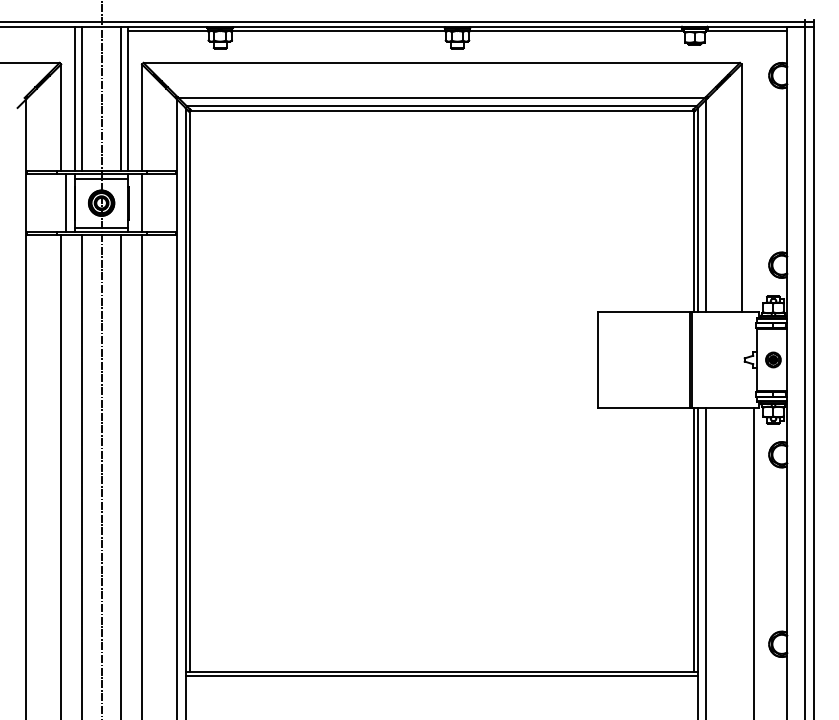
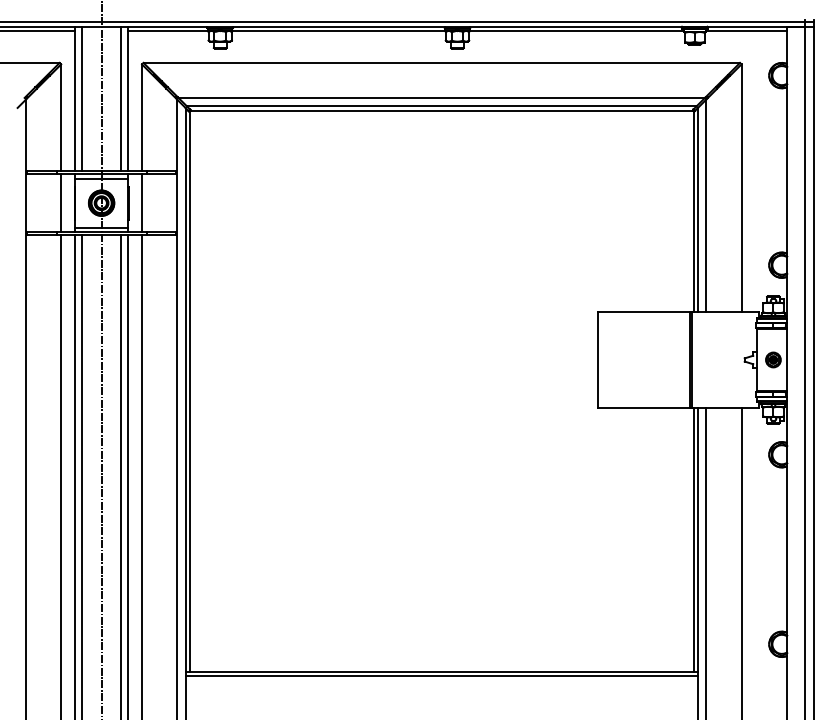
line: none -> present (38, 30)
line position: (66, 202) -> (61, 202) (61, 202)
line: none -> present (75, 475)
line: none -> present (128, 475)
line position: (753, 561) -> (741, 561) (741, 561)
